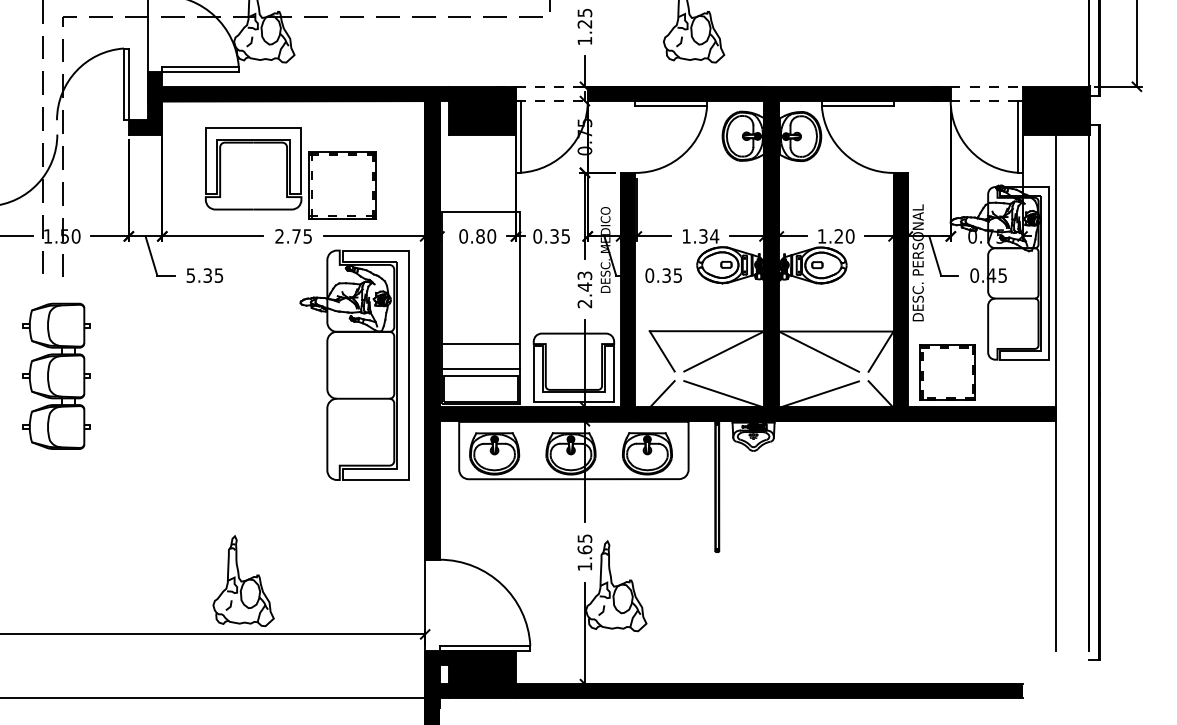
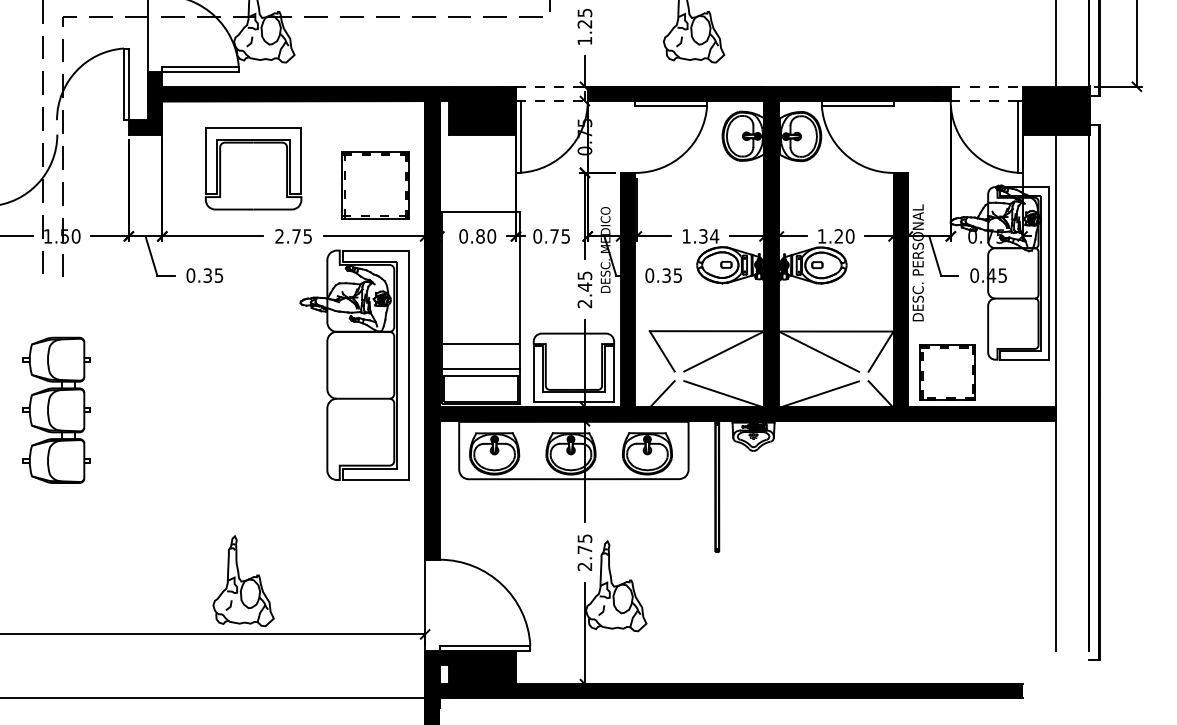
line: none -> present (1056, 44)
part position: (342, 185) -> (375, 185) (375, 185)
text: 0.35 -> 0.75 (554, 236)
text: 5.35 -> 0.35 (190, 275)
text: 2.43 -> 2.45 (584, 275)
part position: (56, 375) -> (56, 409) (56, 409)
text: 1.65 -> 2.75 (584, 558)
